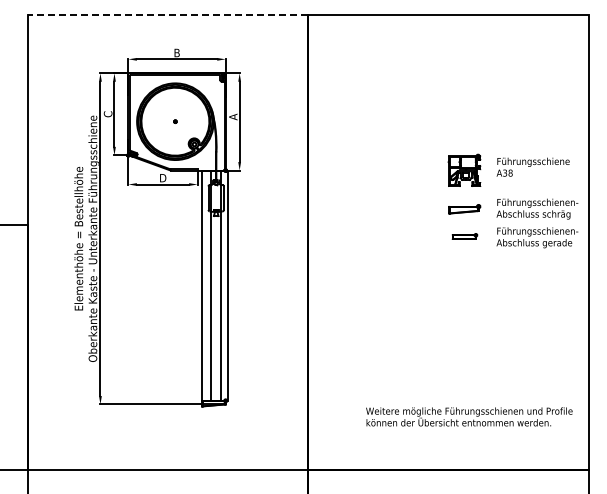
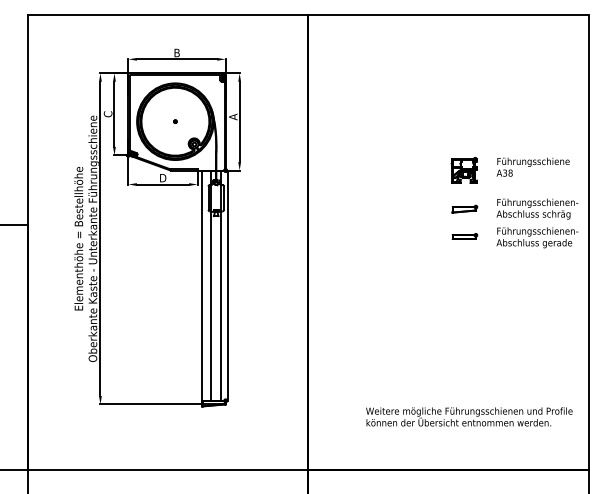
line: dashed -> solid (167, 14)
part size: 35x34 px -> 28x27 px (463, 170)
part size: 34x11 px -> 28x10 px (464, 208)
